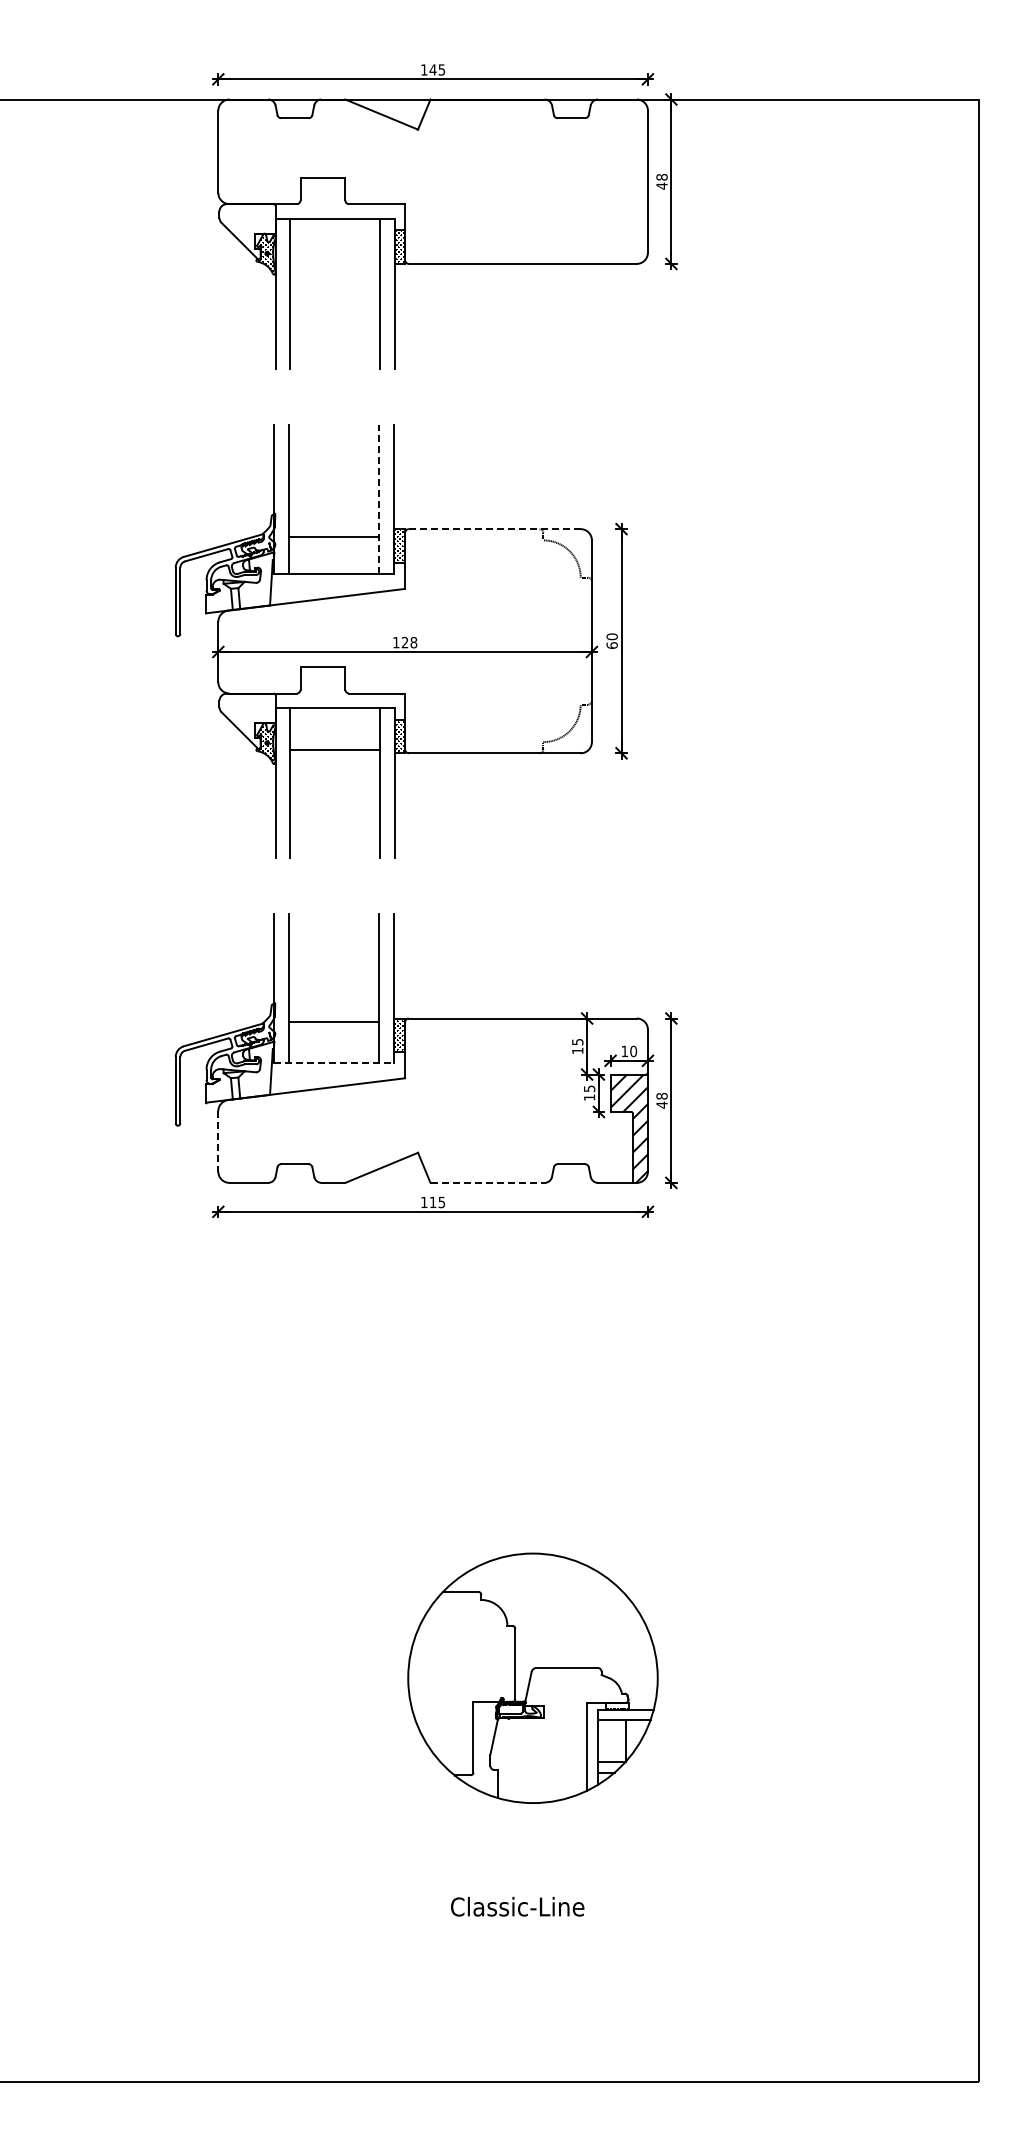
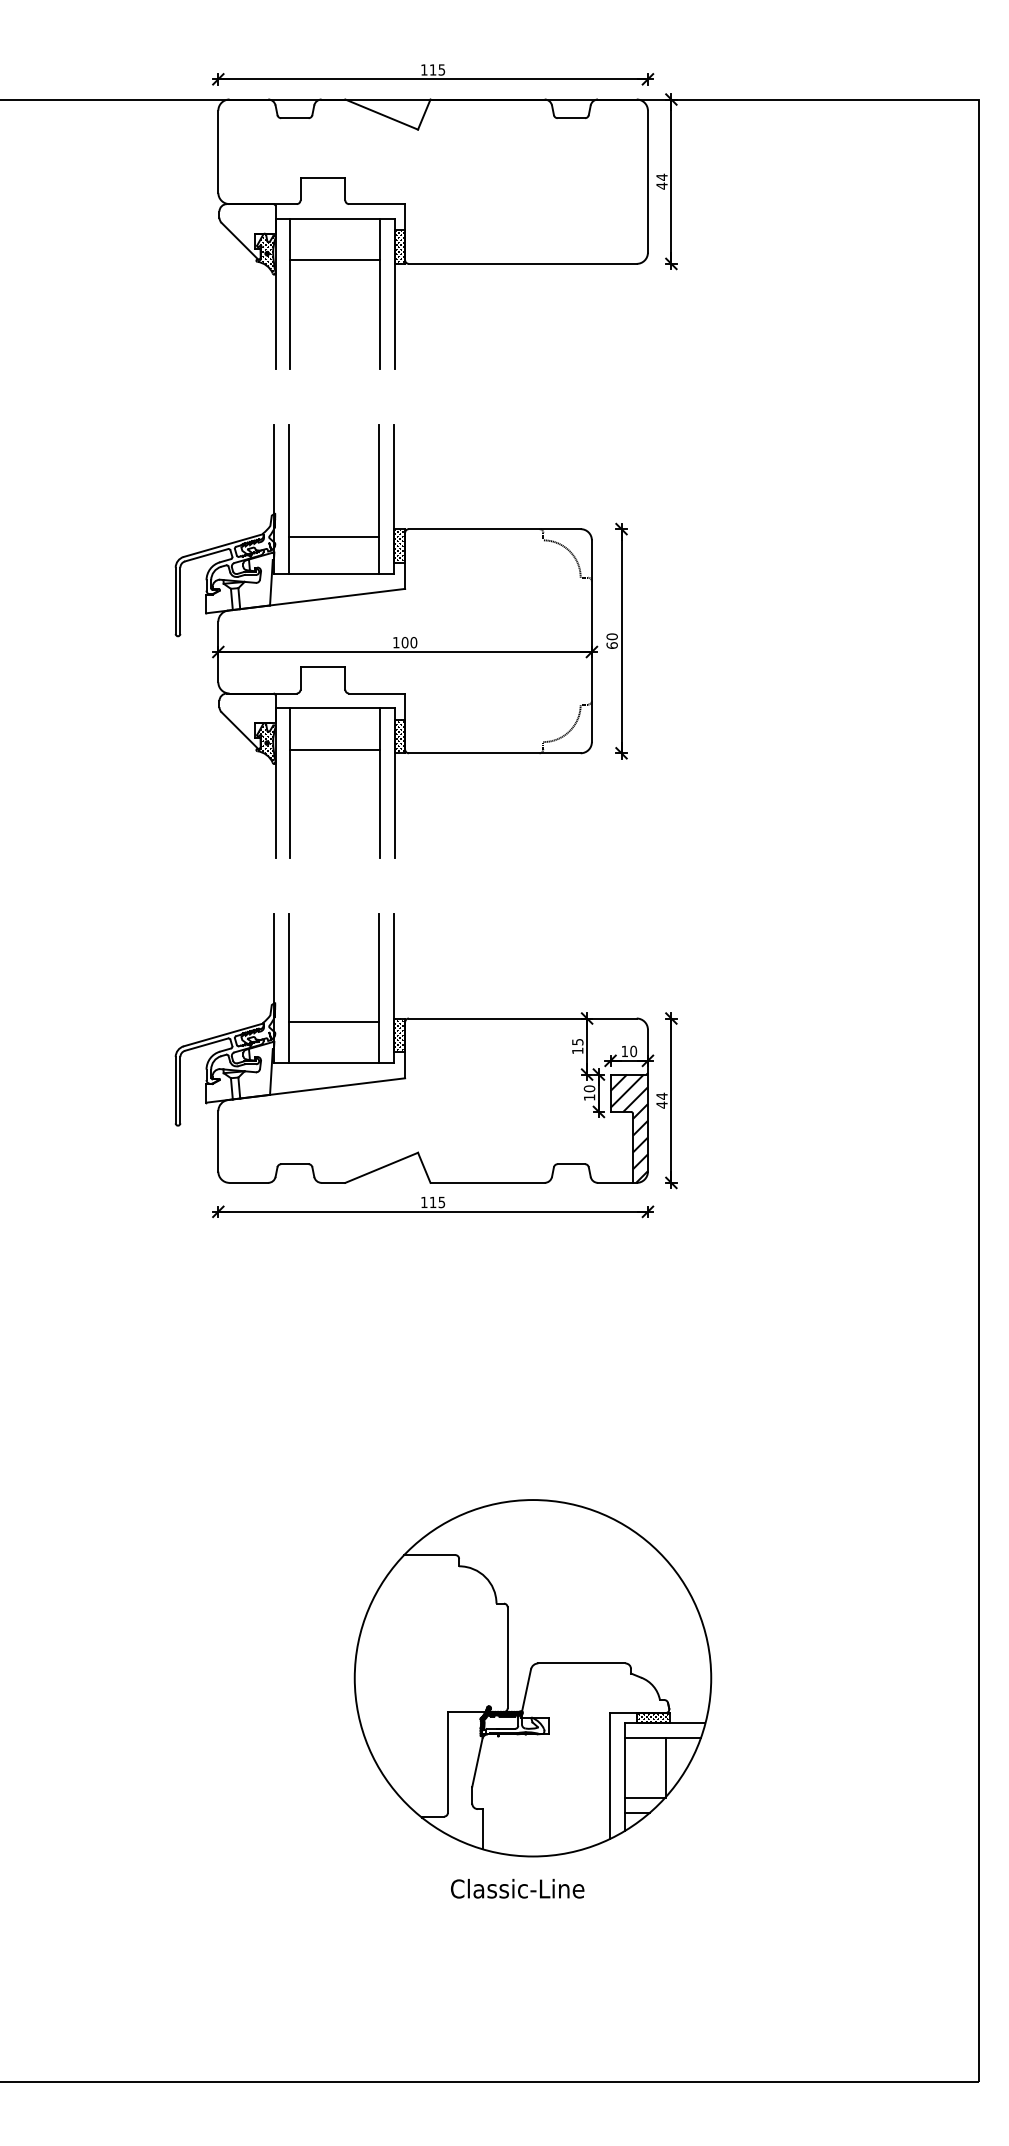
text: 145 -> 115 (432, 69)
text: 48 -> 44 (661, 176)
line: none -> present (335, 260)
line: dashed -> solid (378, 499)
line: dashed -> solid (494, 529)
text: 128 -> 100 (409, 642)
line: dashed -> solid (334, 1063)
text: 15 -> 10 (589, 1088)
text: 48 -> 44 (661, 1095)
line: dashed -> solid (218, 1141)
line: dashed -> solid (488, 1182)
part size: 252x252 px -> 360x359 px (532, 1678)
text position: (517, 1906) -> (517, 1888) (517, 1888)
